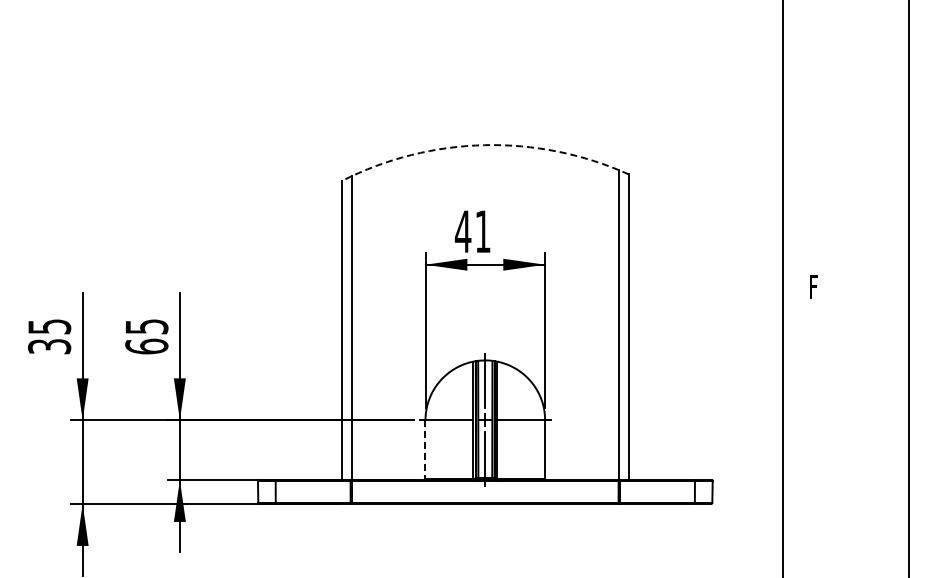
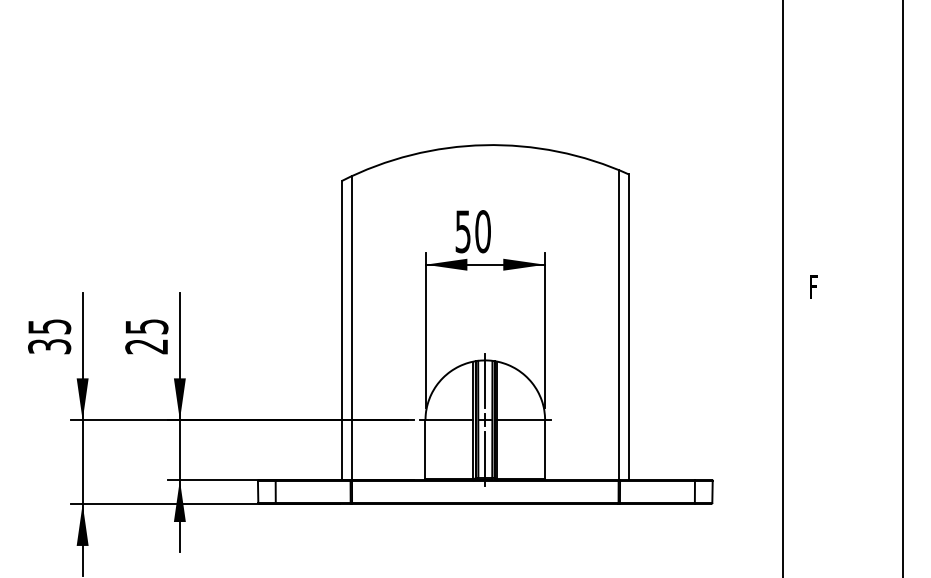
arc: dashed -> solid (484, 145)
text: 41 -> 50 (472, 231)
line position: (909, 288) -> (903, 288) (903, 288)
text: 65 -> 25 (146, 346)
line: dashed -> solid (425, 450)
